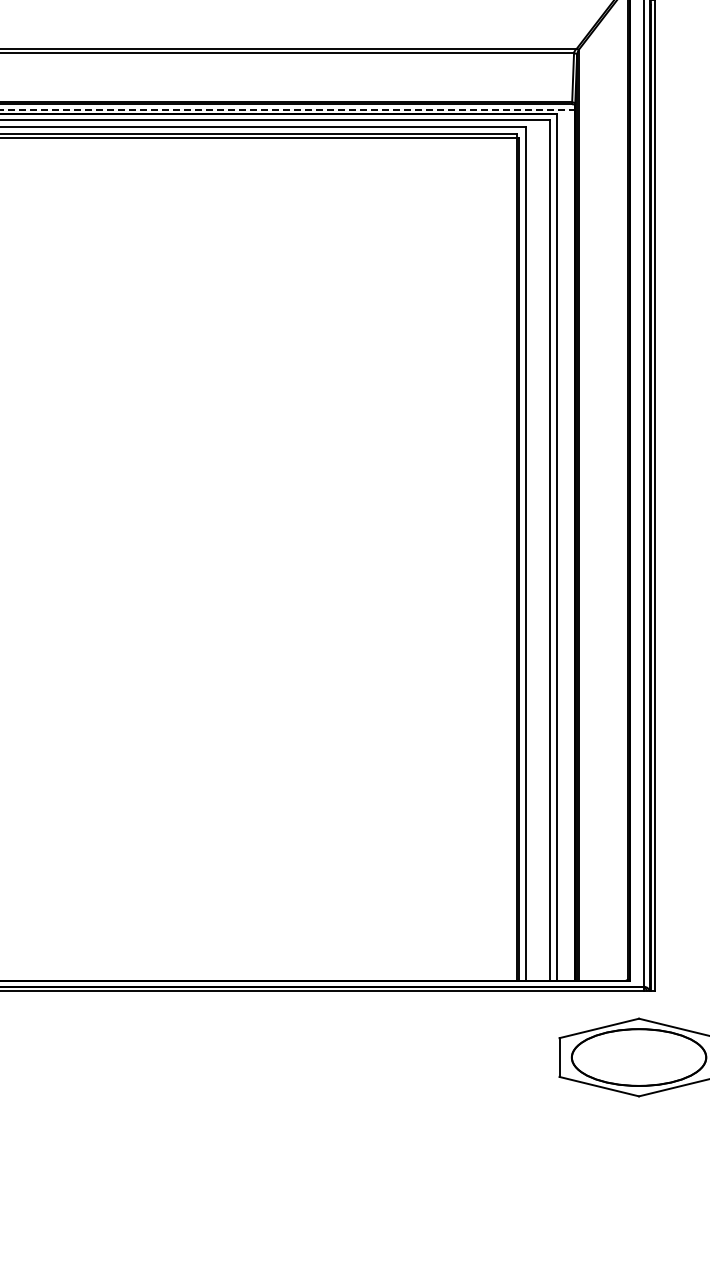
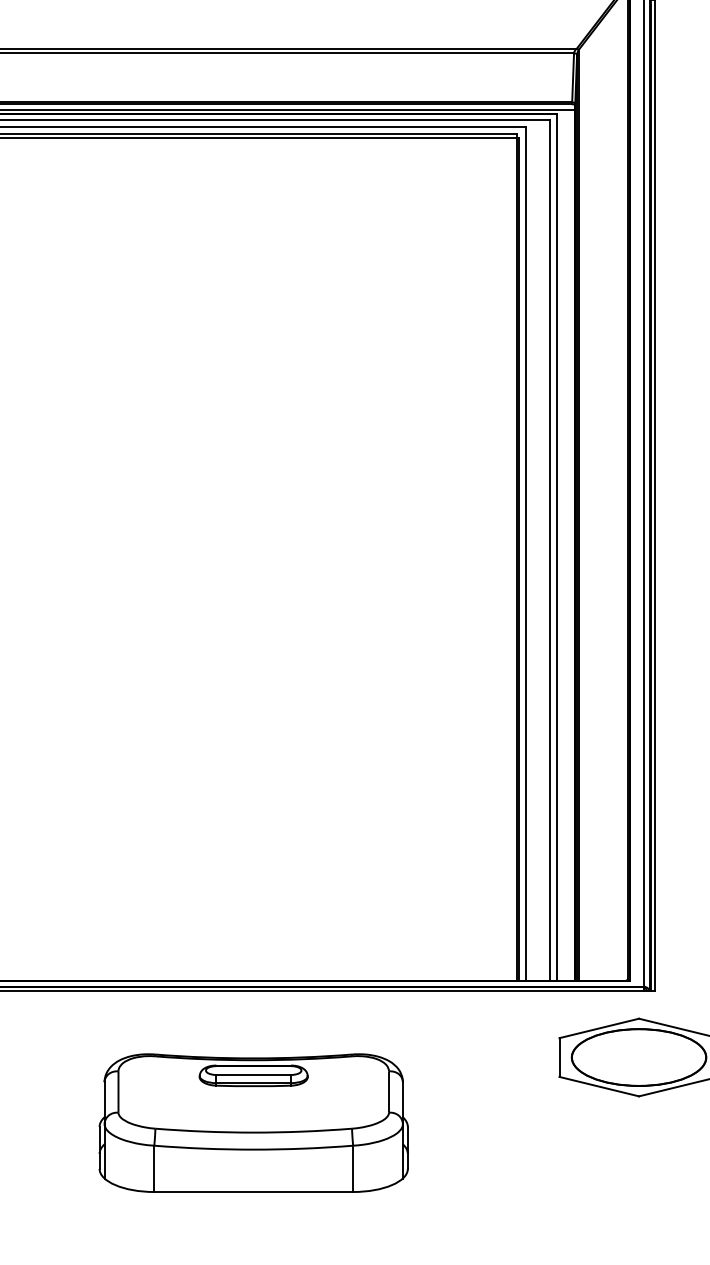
line: dashed -> solid (288, 109)
part: none -> present (253, 1122)
